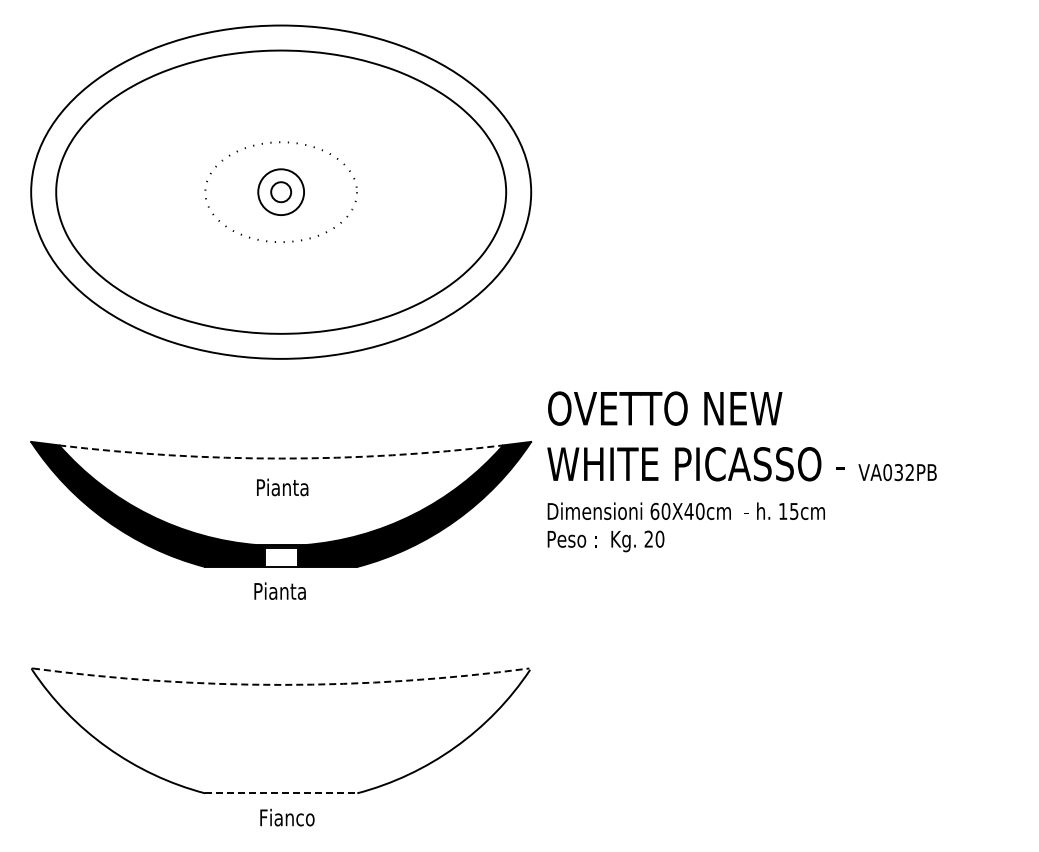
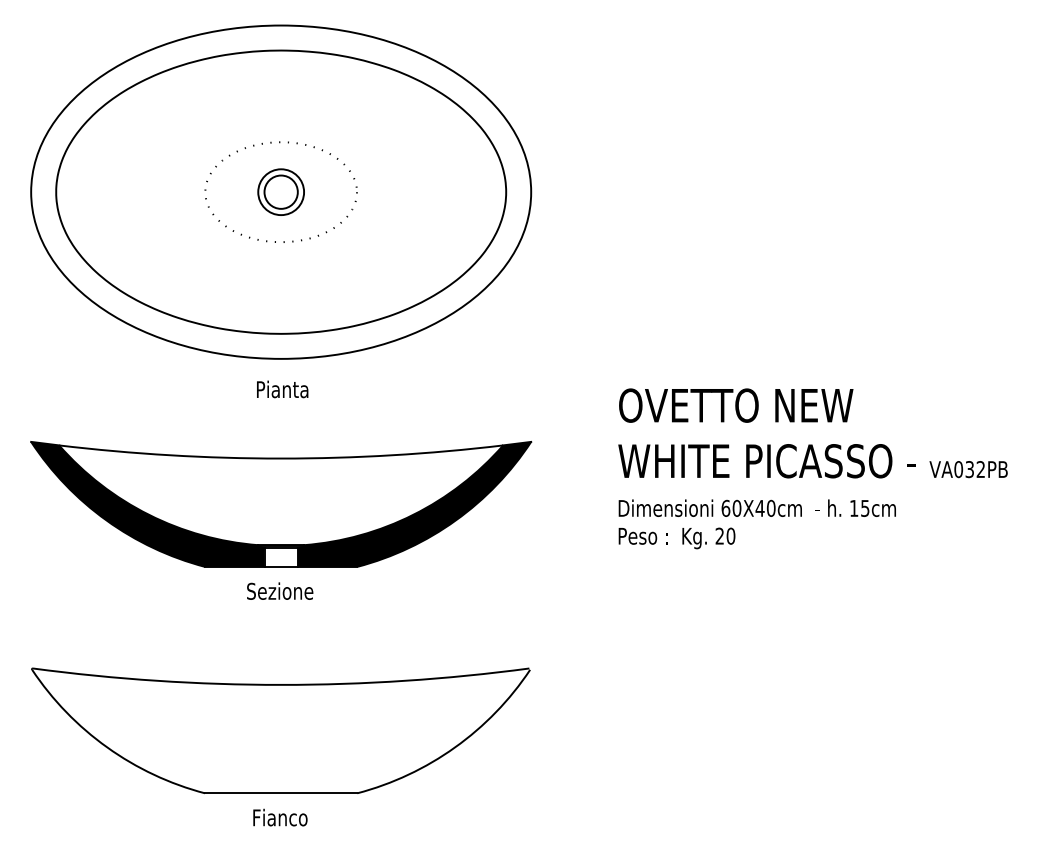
circle diameter: 20 px -> 33 px (280, 191)
arc: dashed -> solid (281, 458)
text position: (741, 471) -> (812, 468) (812, 468)
text position: (282, 487) -> (282, 389) (282, 389)
text: Pianta -> Sezione (280, 590)
arc: dashed -> solid (281, 684)
line: dashed -> solid (281, 793)
text position: (287, 817) -> (280, 817) (280, 817)
